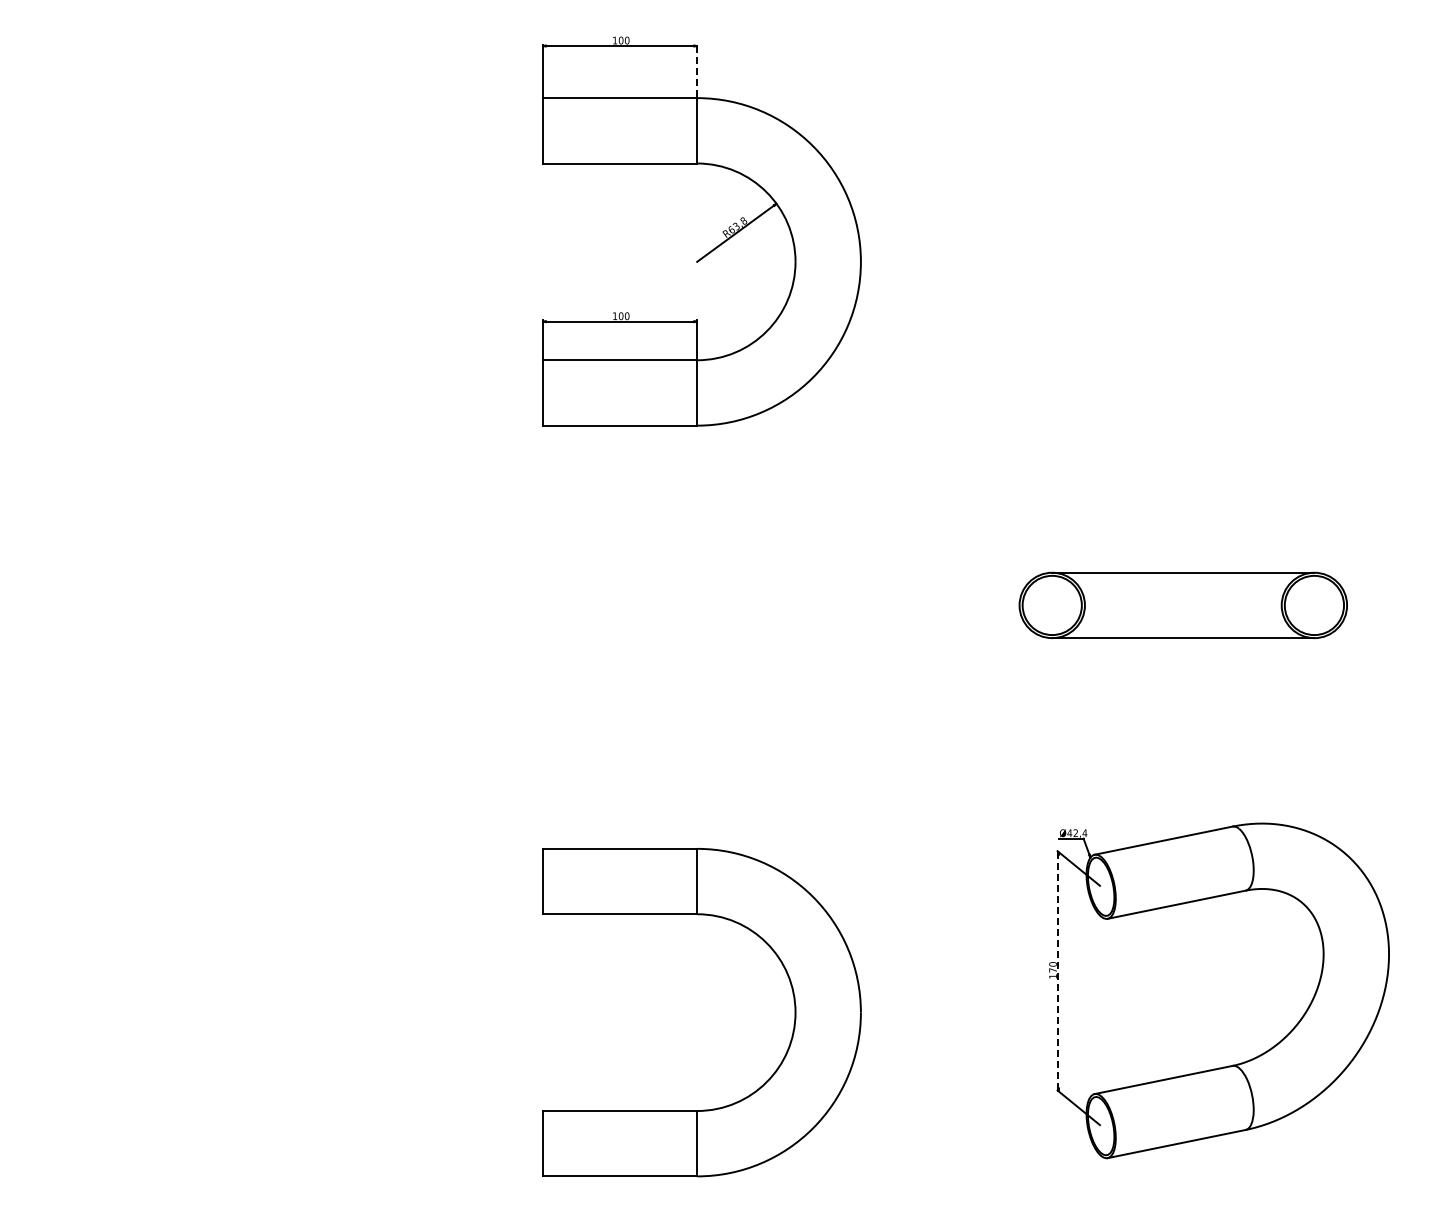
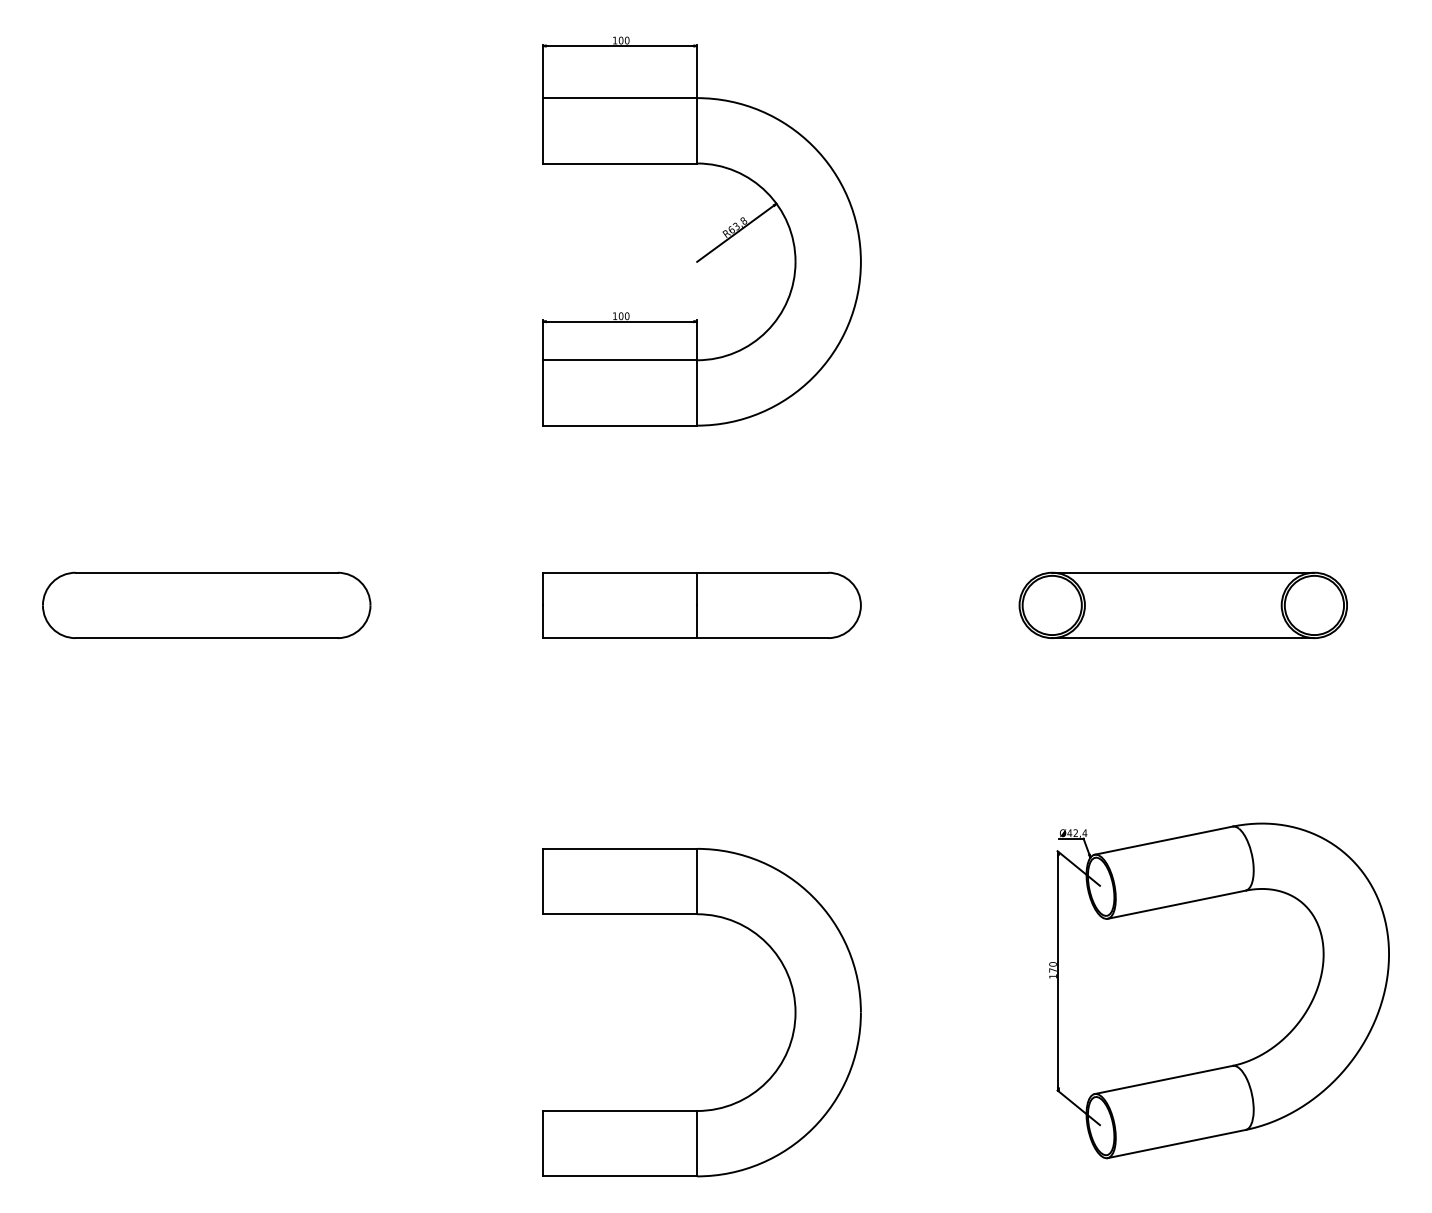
line: dashed -> solid (697, 70)
part: none -> present (206, 604)
part: none -> present (701, 604)
line: dashed -> solid (1058, 971)
